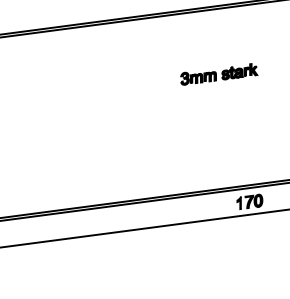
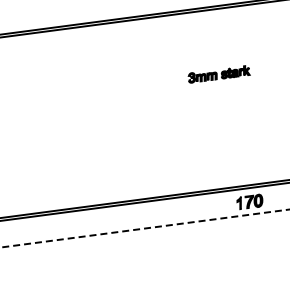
part size: 79x23 px -> 64x19 px (218, 74)
line: solid -> dashed (144, 228)
